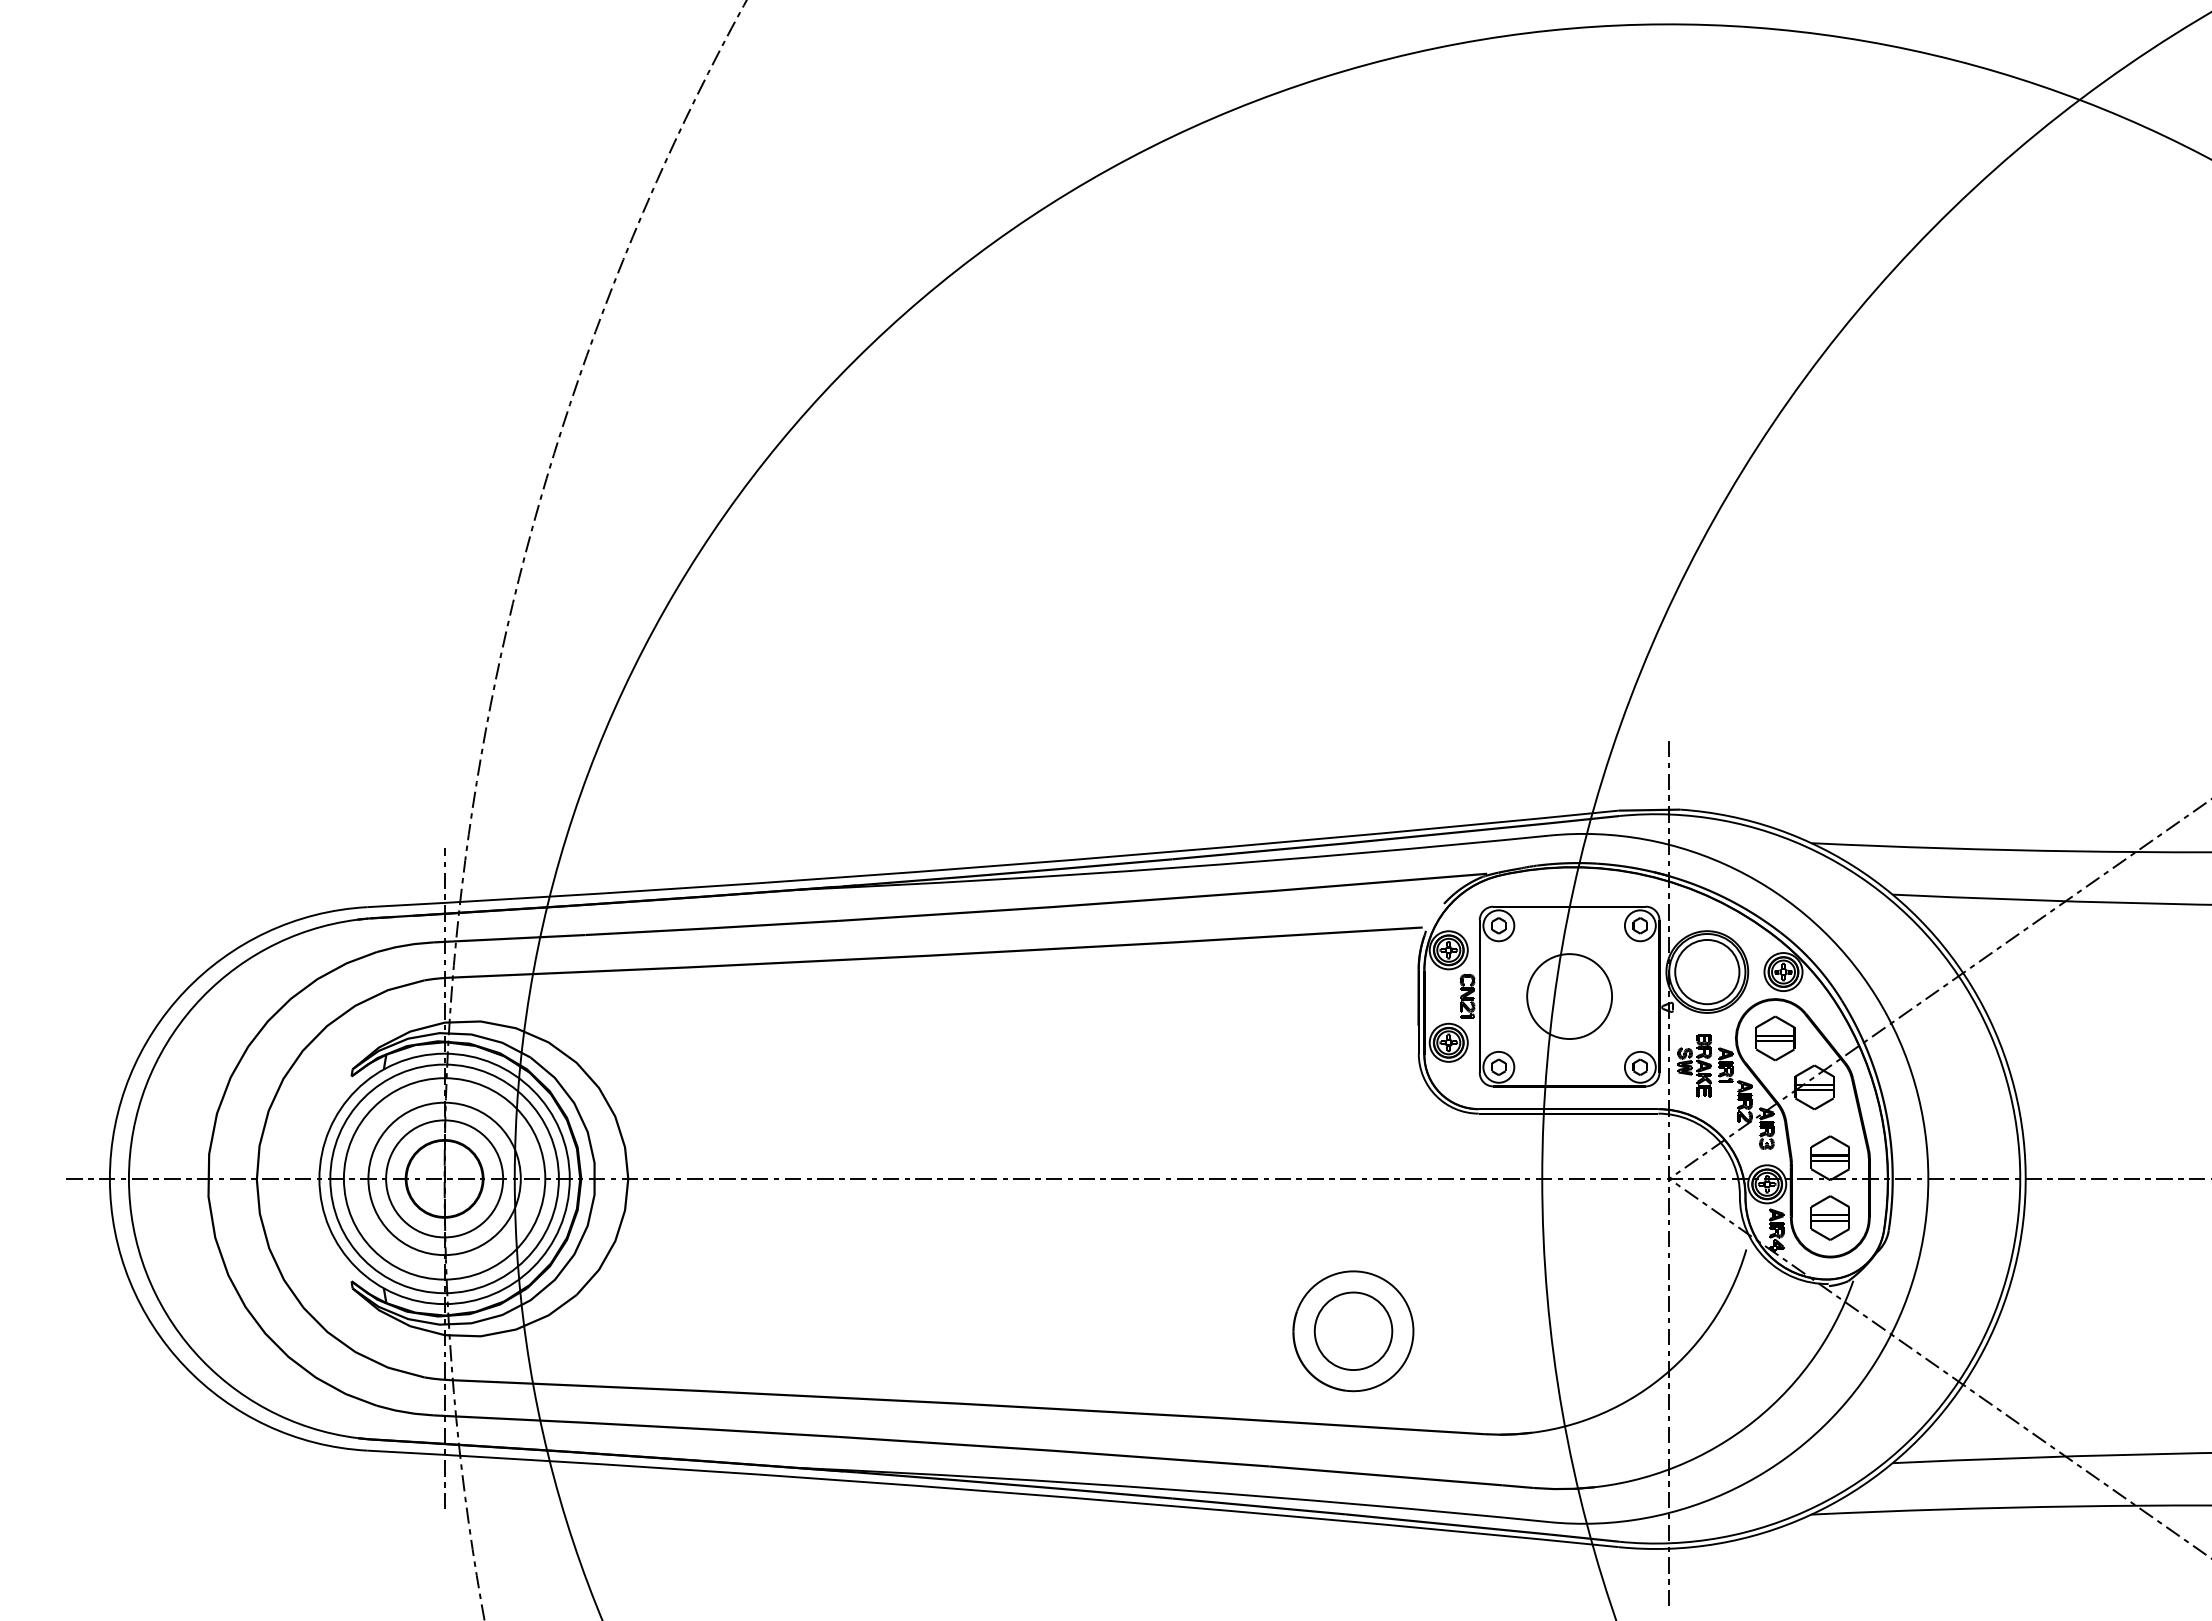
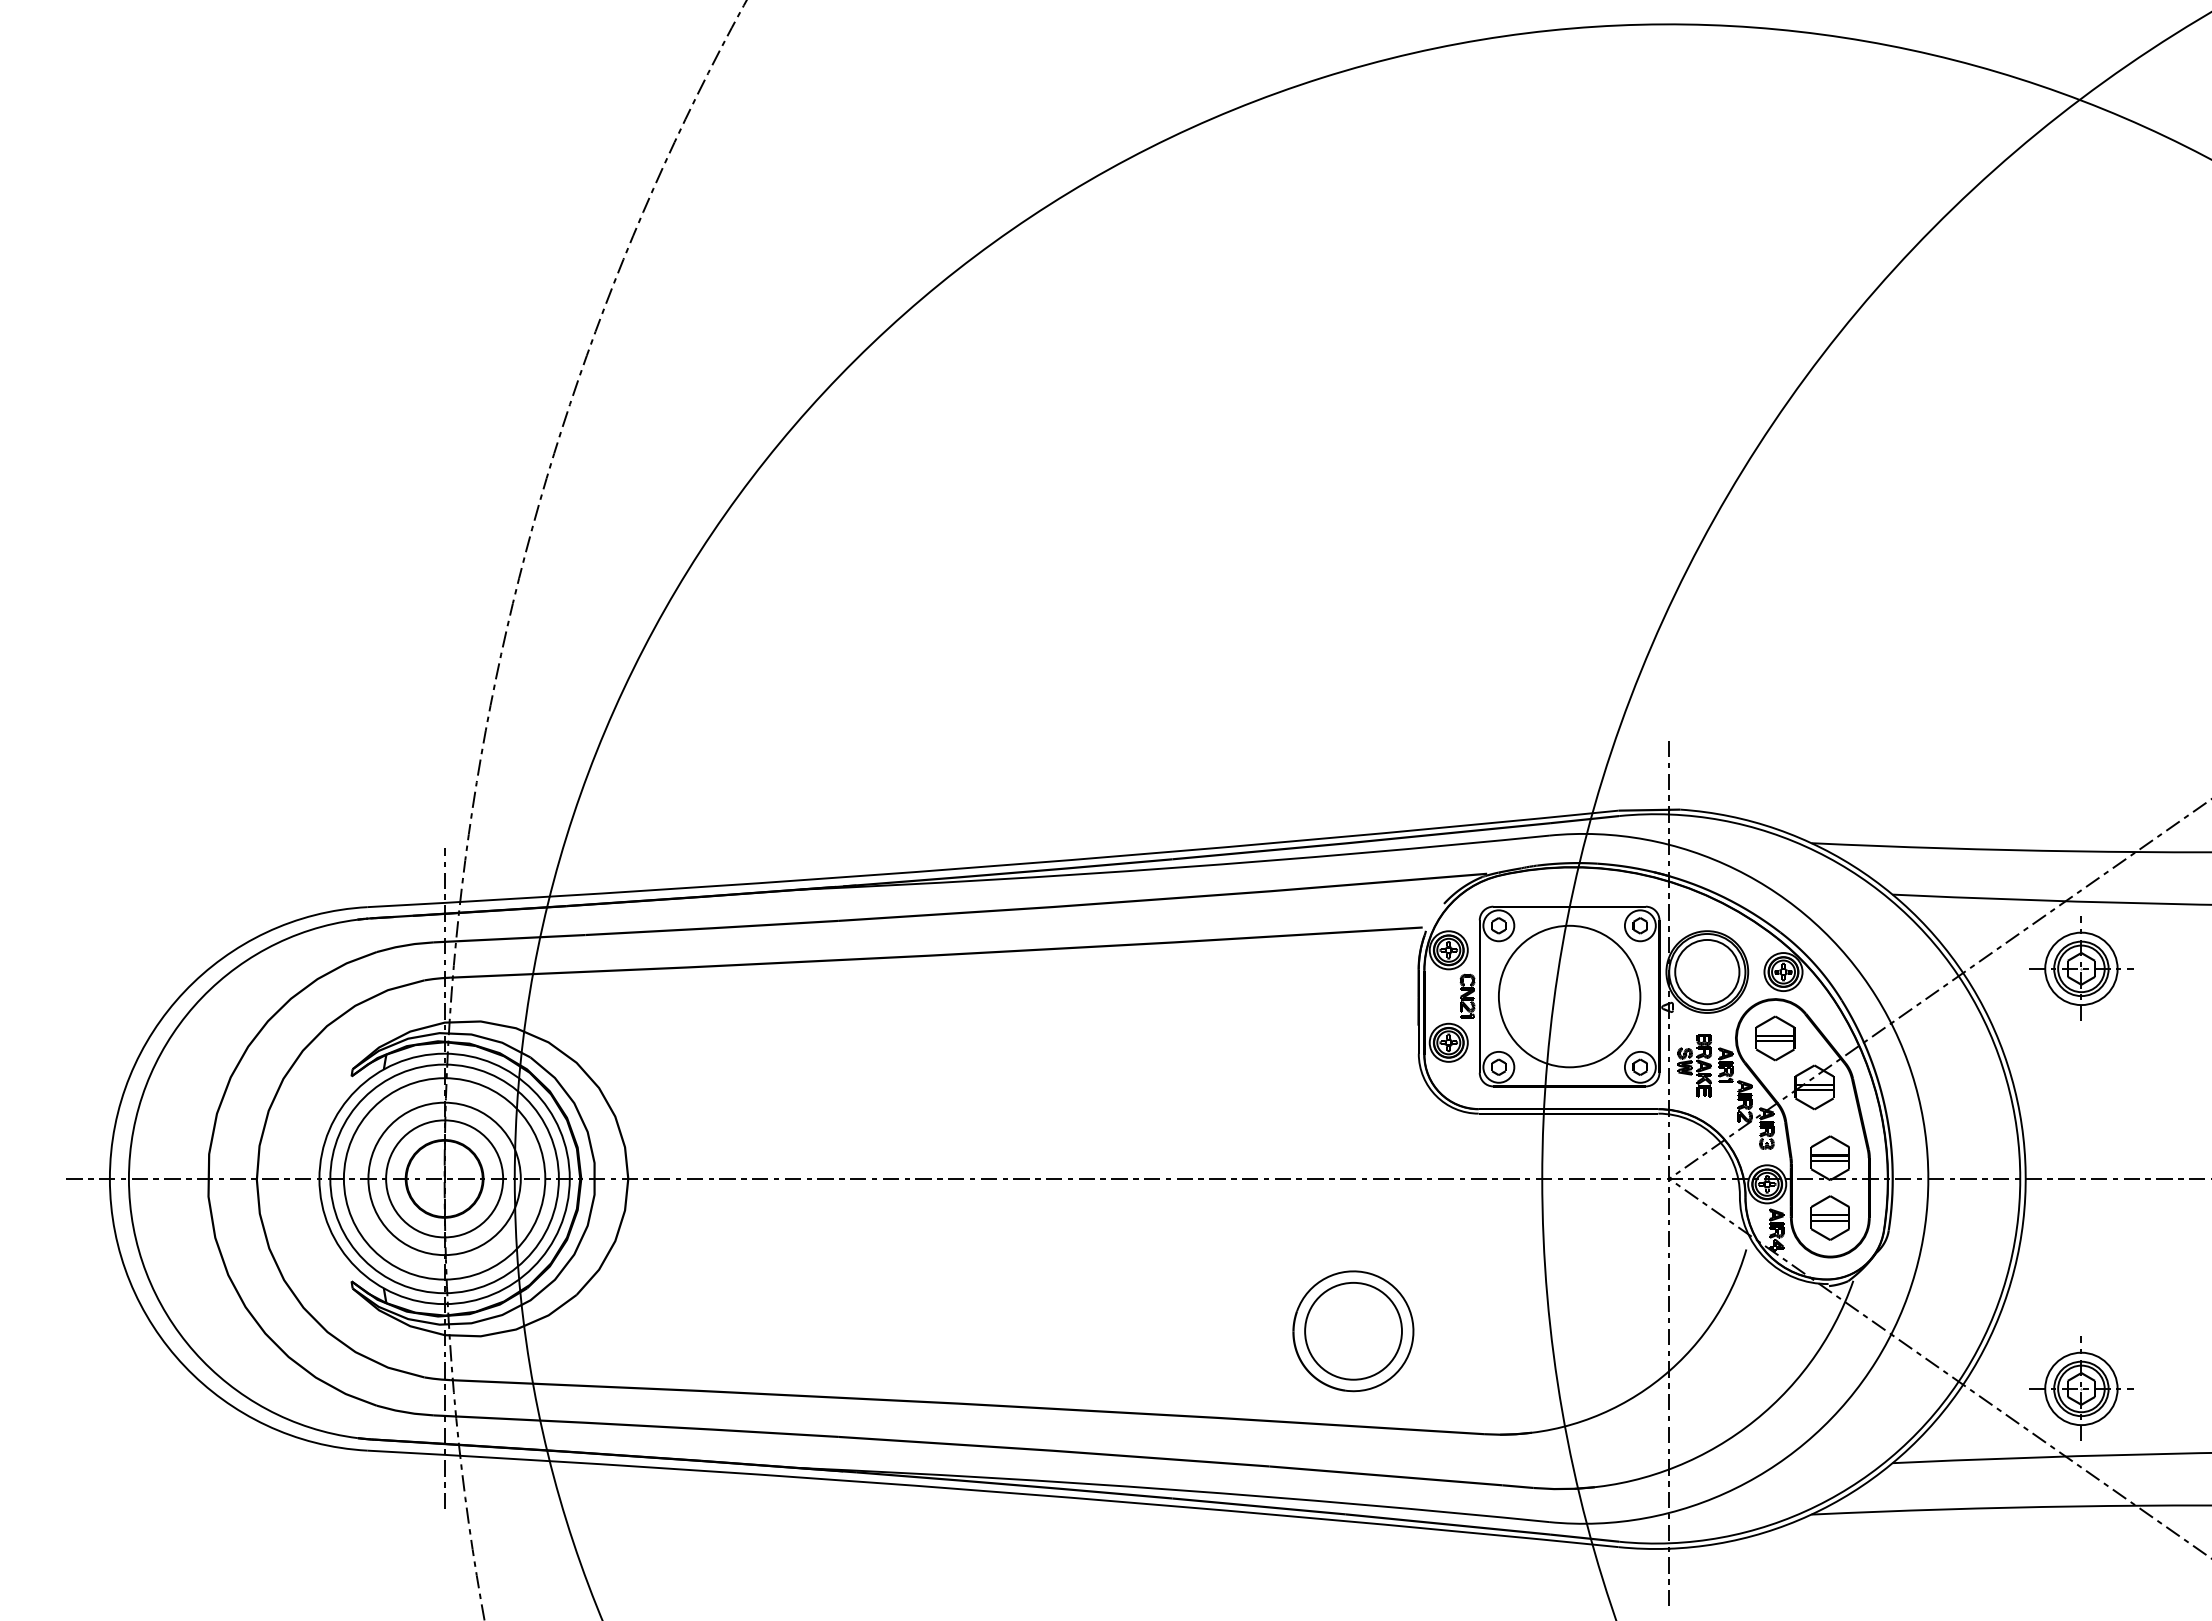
part: none -> present (2081, 968)
circle diameter: 85 px -> 142 px (1569, 996)
circle diameter: 78 px -> 97 px (1353, 1330)
part: none -> present (2081, 1388)
